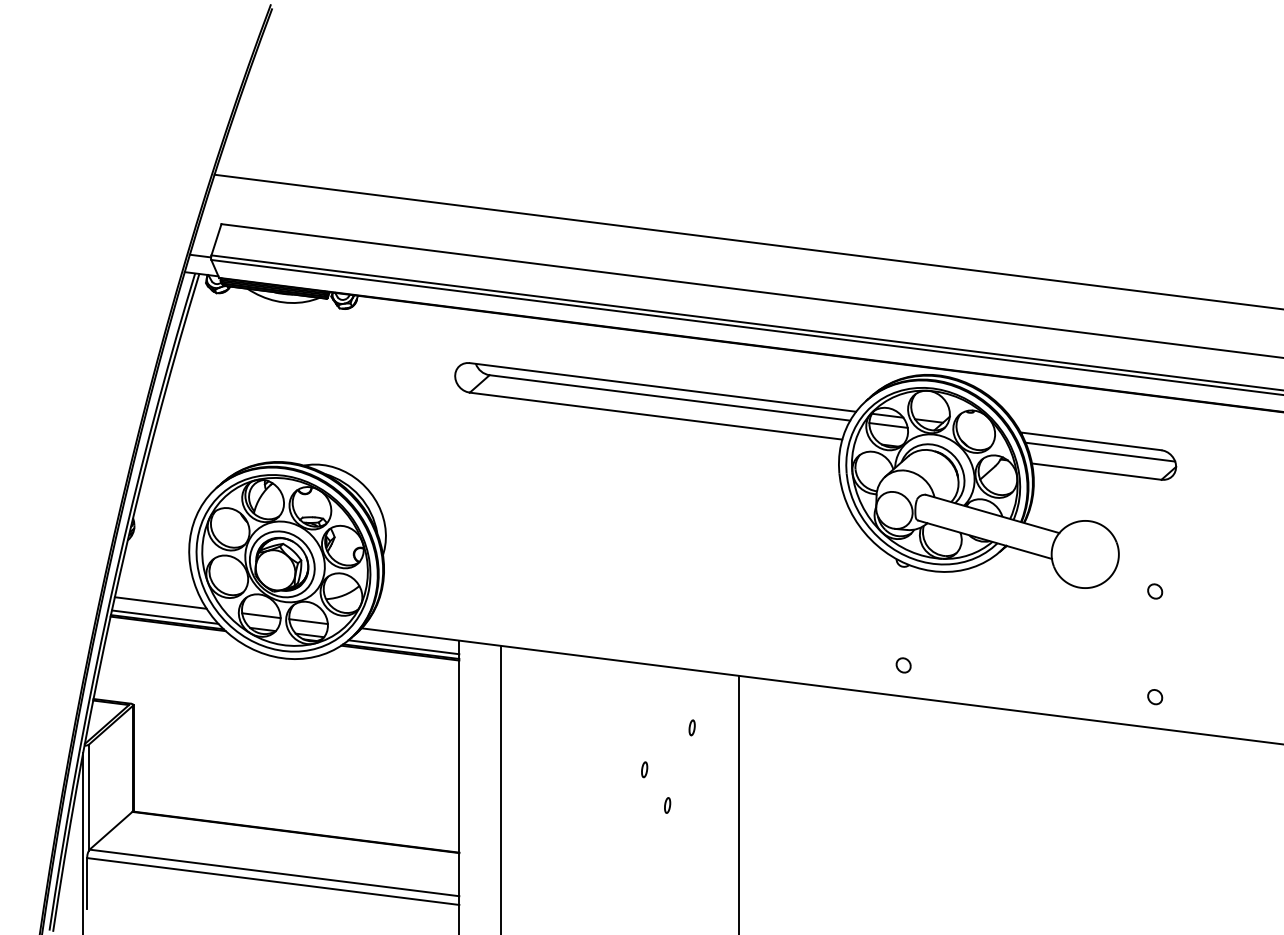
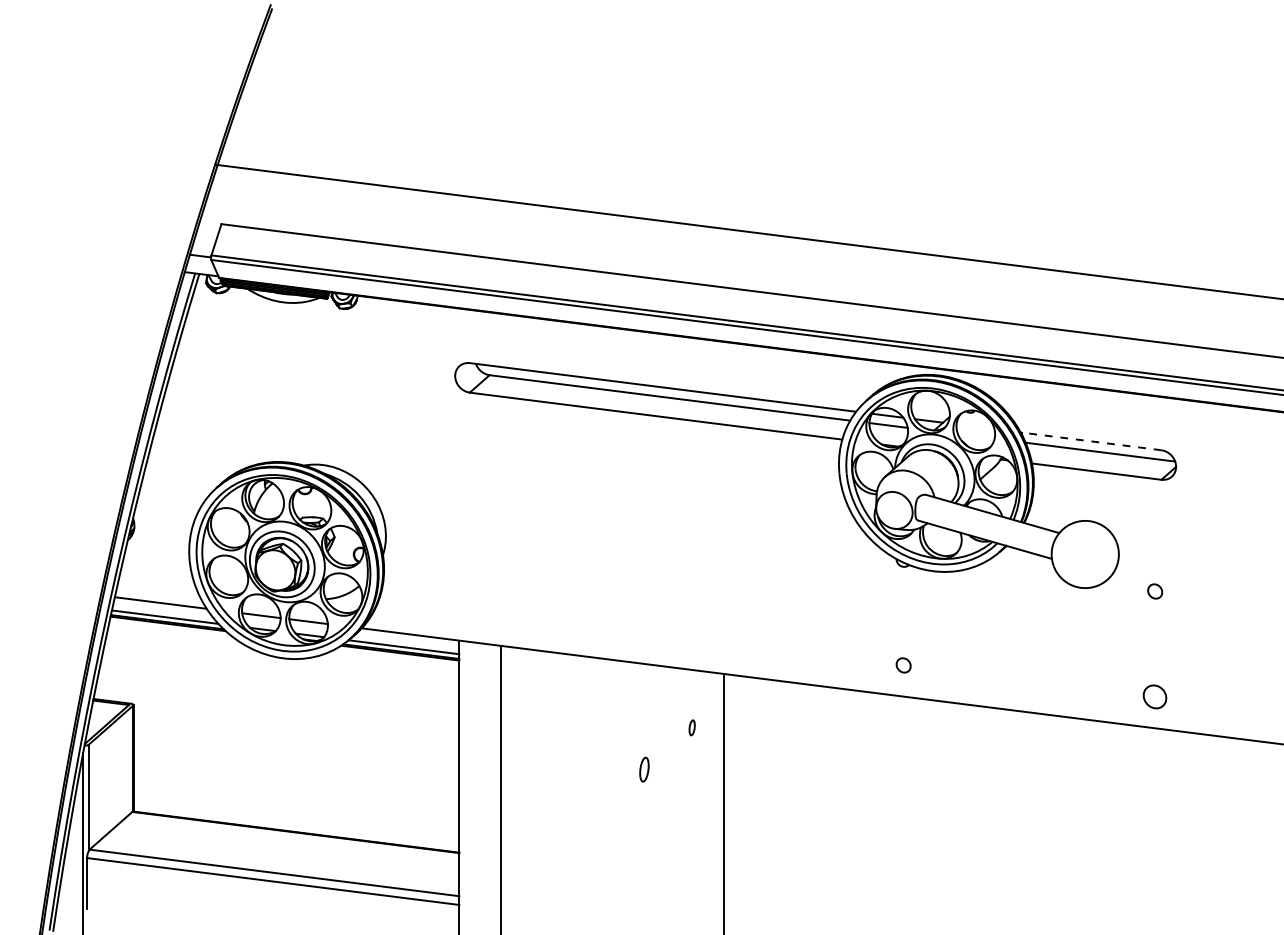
line position: (747, 241) -> (747, 231) (747, 231)
line: solid -> dashed (1091, 441)
part size: 17x17 px -> 26x26 px (1154, 696)
part size: 8x18 px -> 11x27 px (644, 769)
line position: (738, 803) -> (723, 803) (723, 803)
part: present -> none (667, 805)
